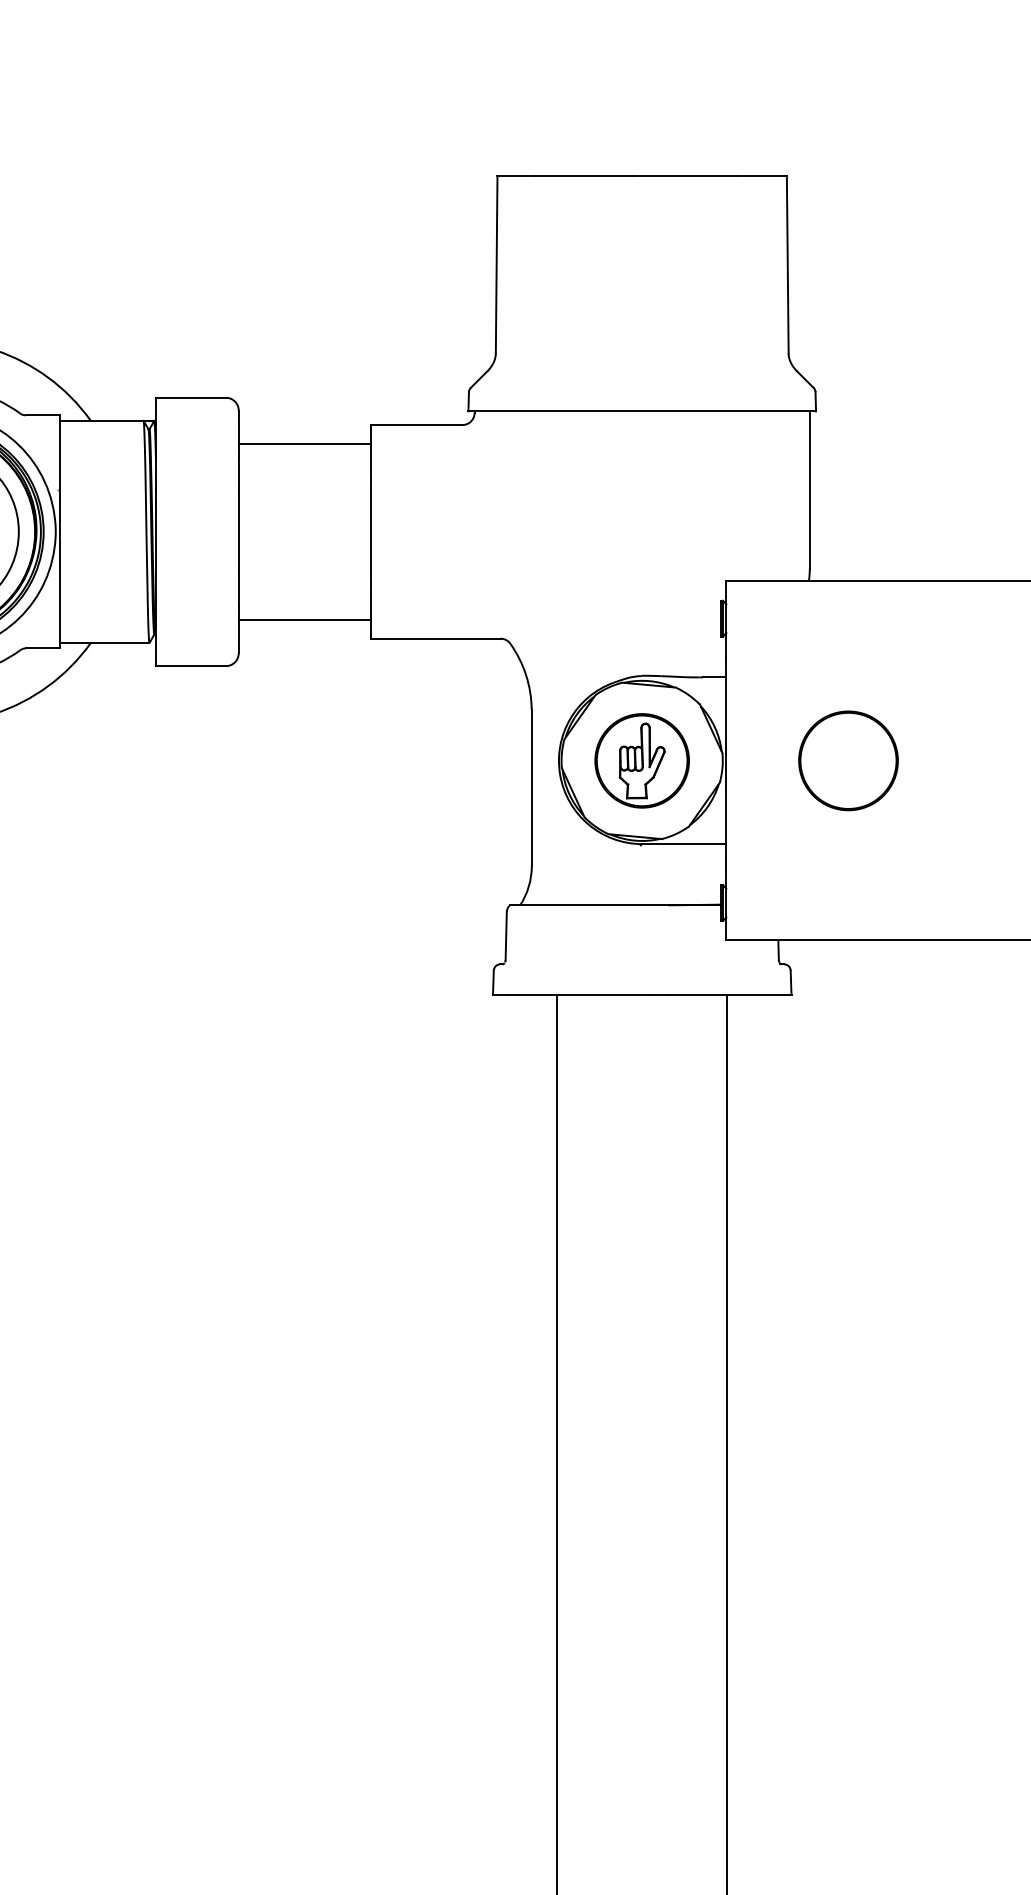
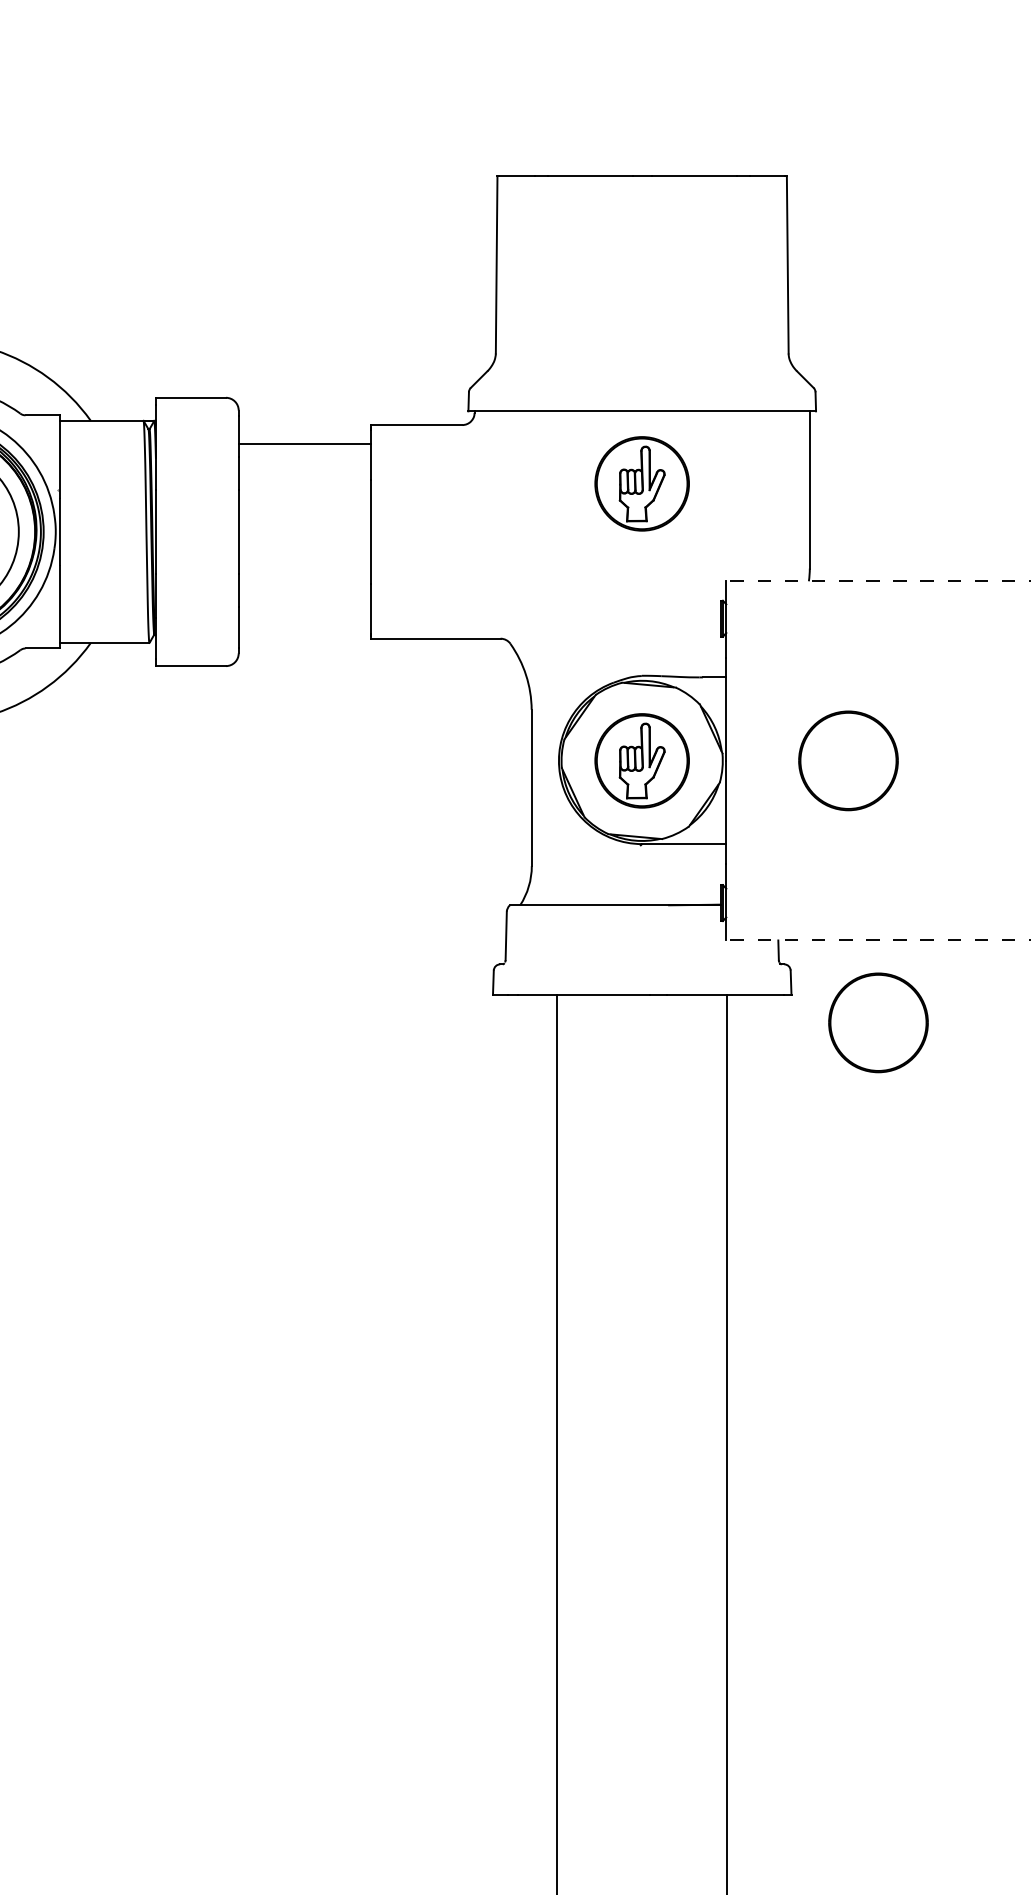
part: none -> present (641, 483)
line: solid -> dashed (878, 581)
line: present -> none (304, 619)
line: solid -> dashed (878, 940)
part: none -> present (878, 1022)
